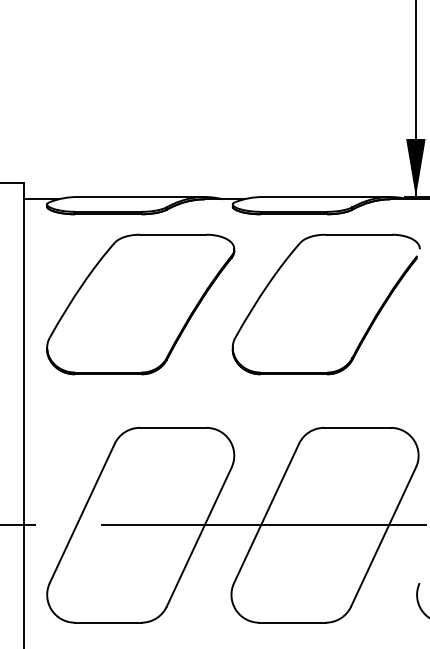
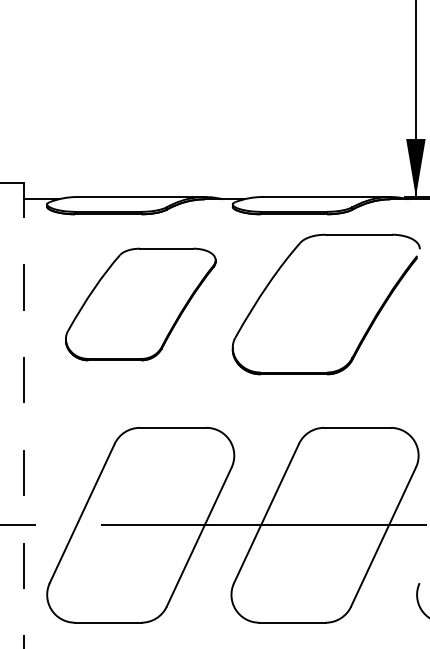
part size: 190x143 px -> 152x115 px (140, 304)
line: solid -> dashed (23, 415)
